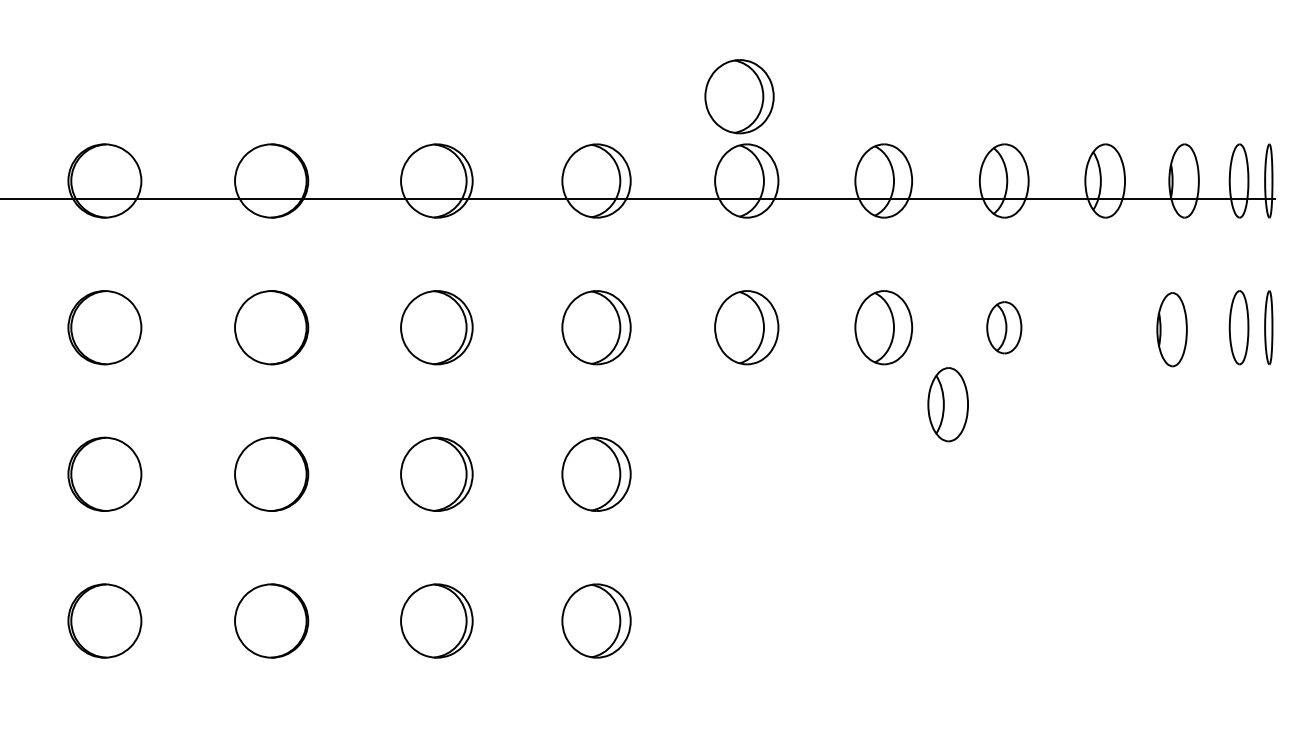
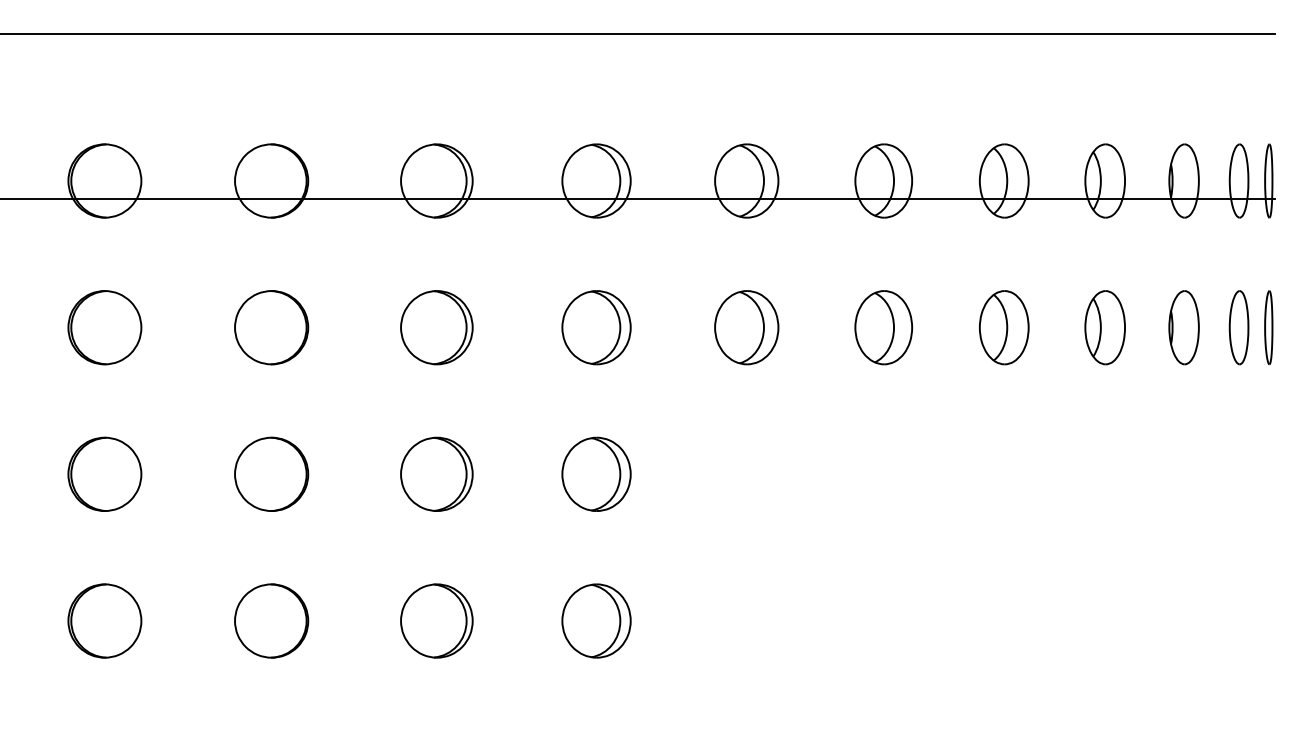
line: none -> present (638, 34)
part: present -> none (739, 96)
part size: 37x54 px -> 51x76 px (1004, 327)
part position: (1171, 329) -> (1183, 327) (1183, 327)
part position: (947, 404) -> (1104, 327) (1104, 327)
